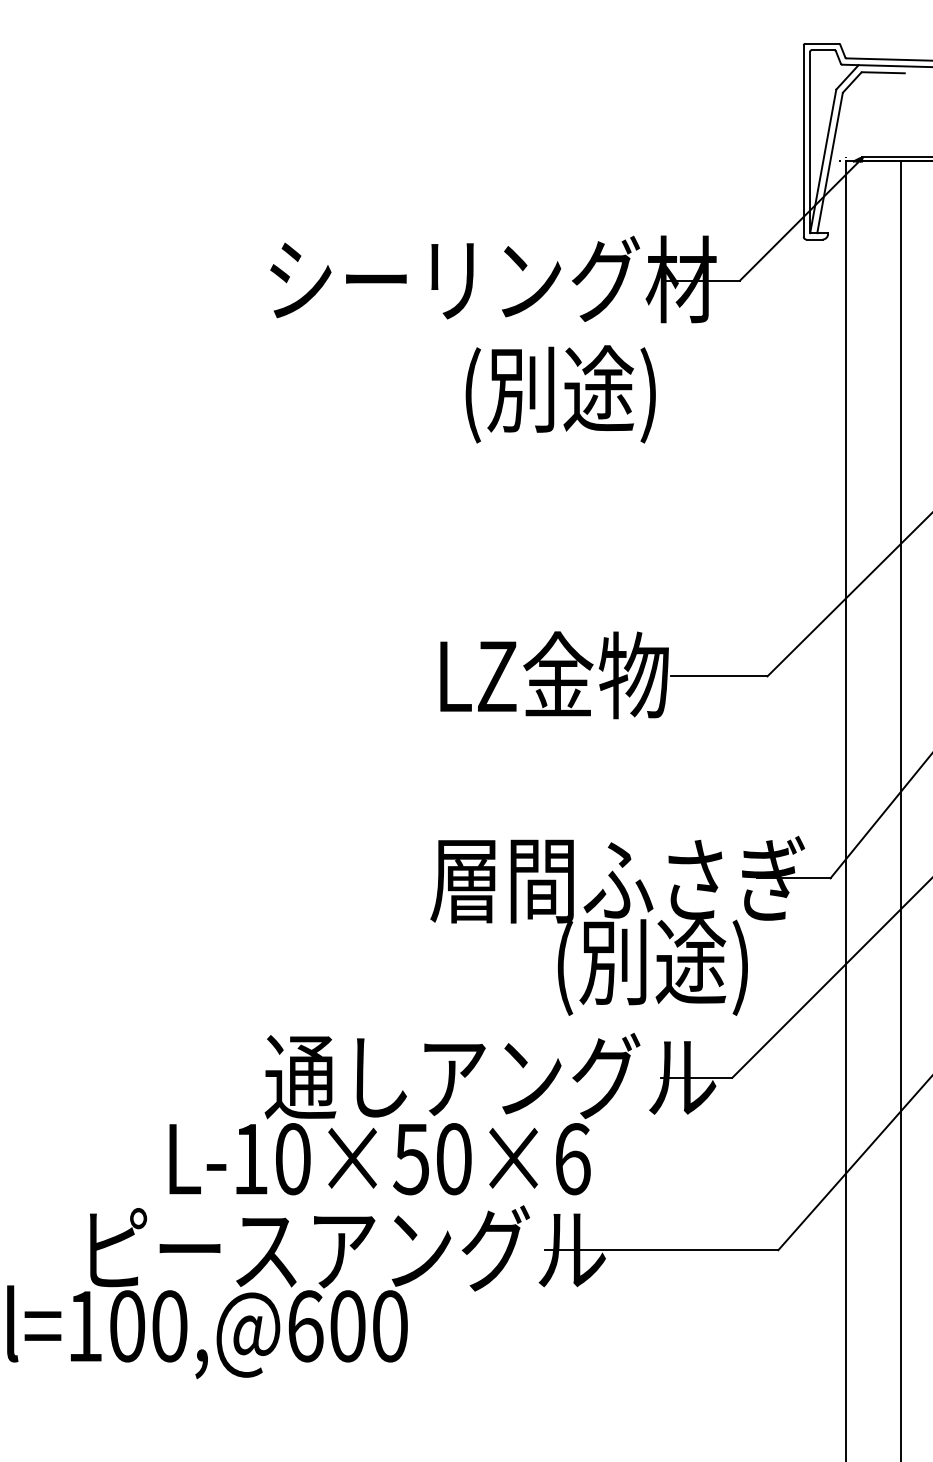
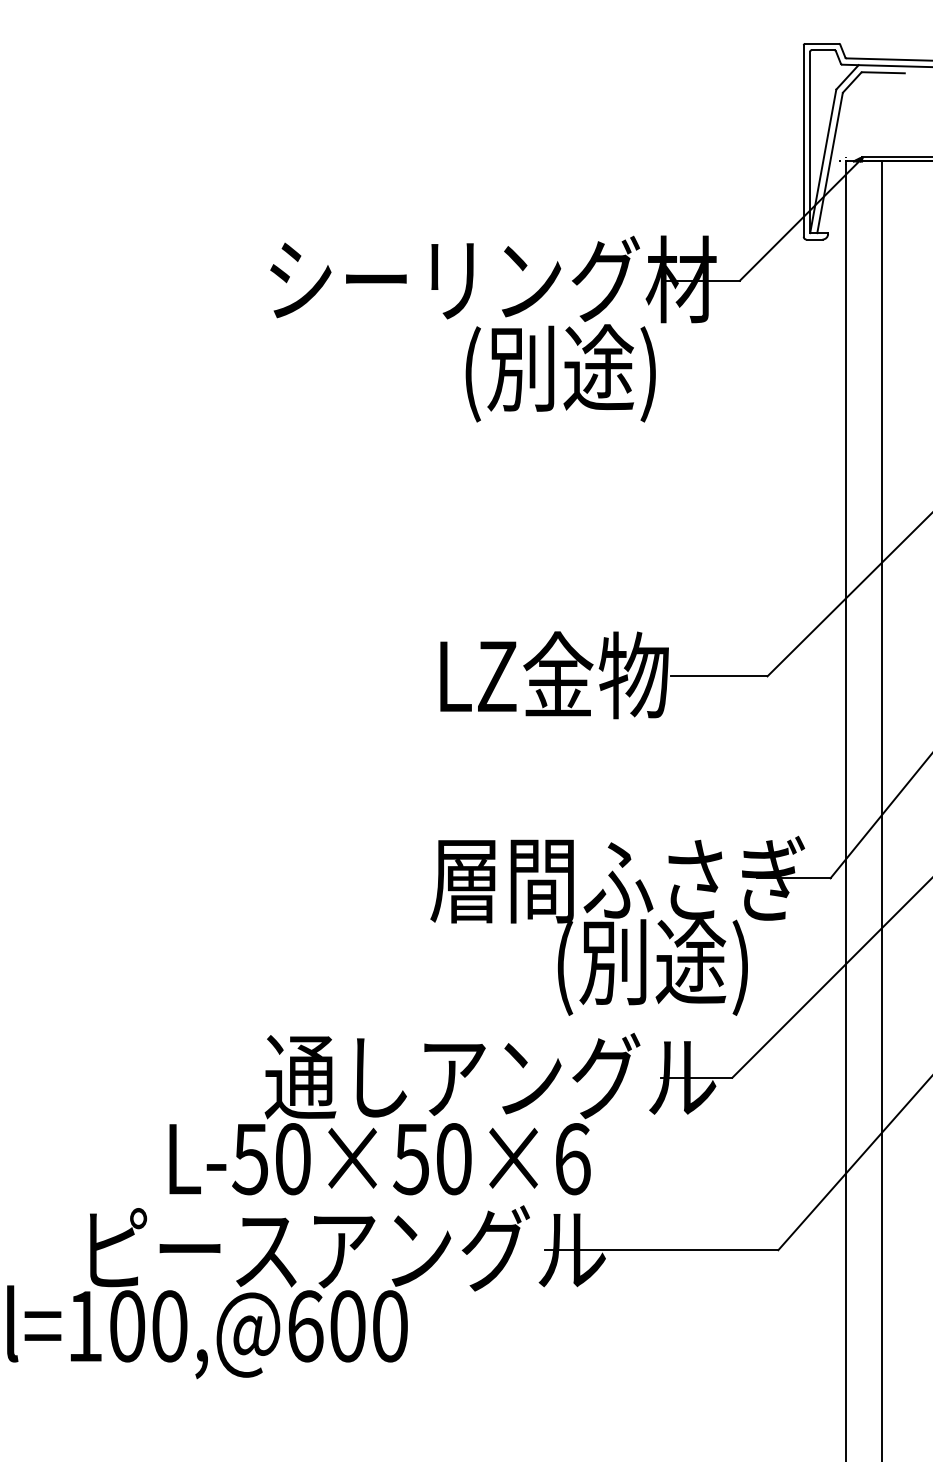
text position: (560, 394) -> (560, 373) (560, 373)
line position: (901, 809) -> (882, 809) (882, 809)
text: L-10×50×6 -> L-50×50×6 (249, 1159)
